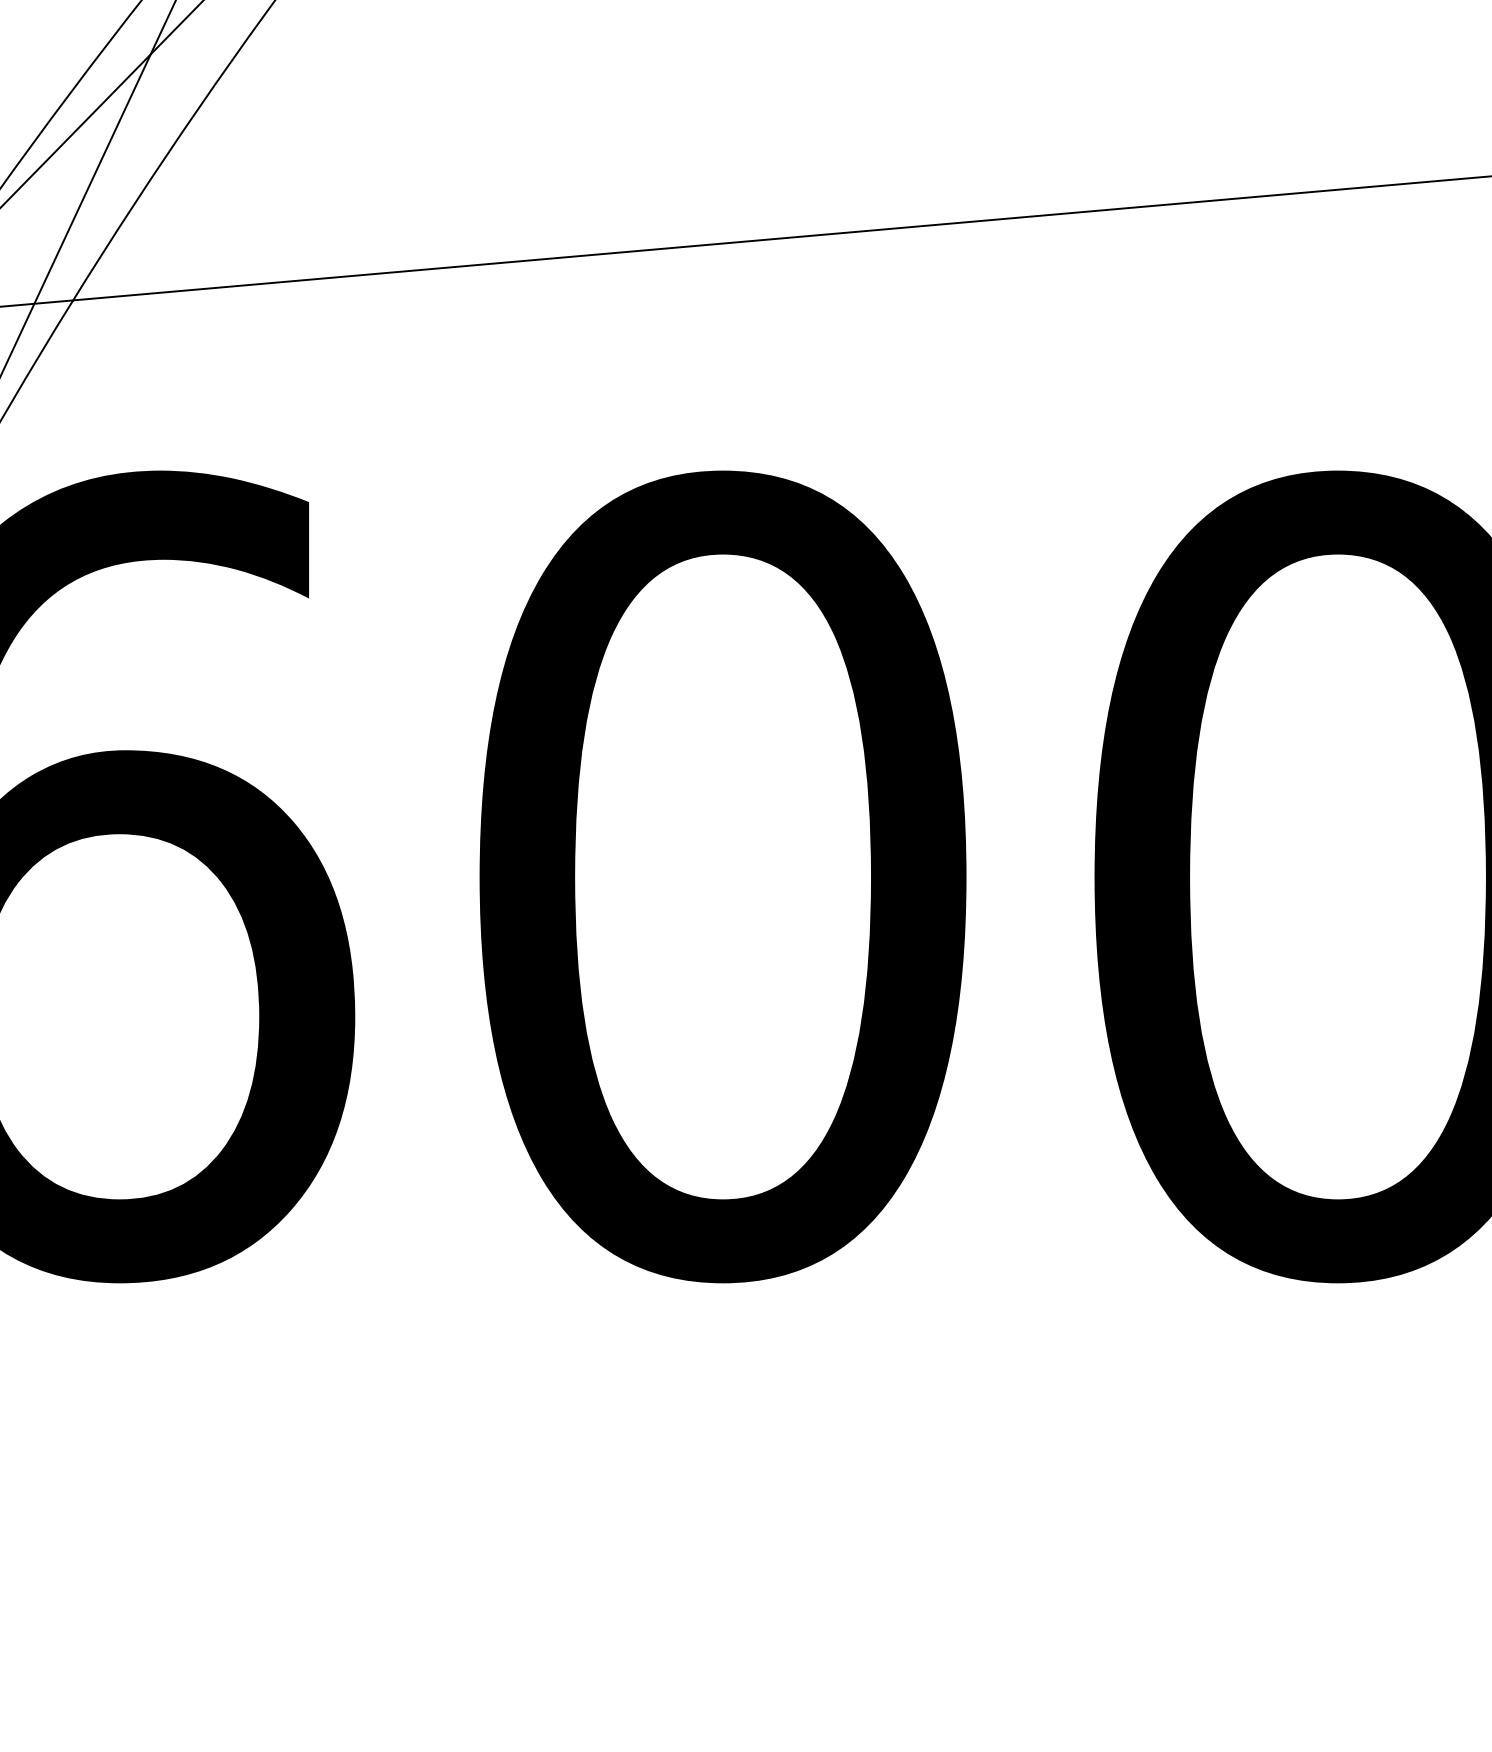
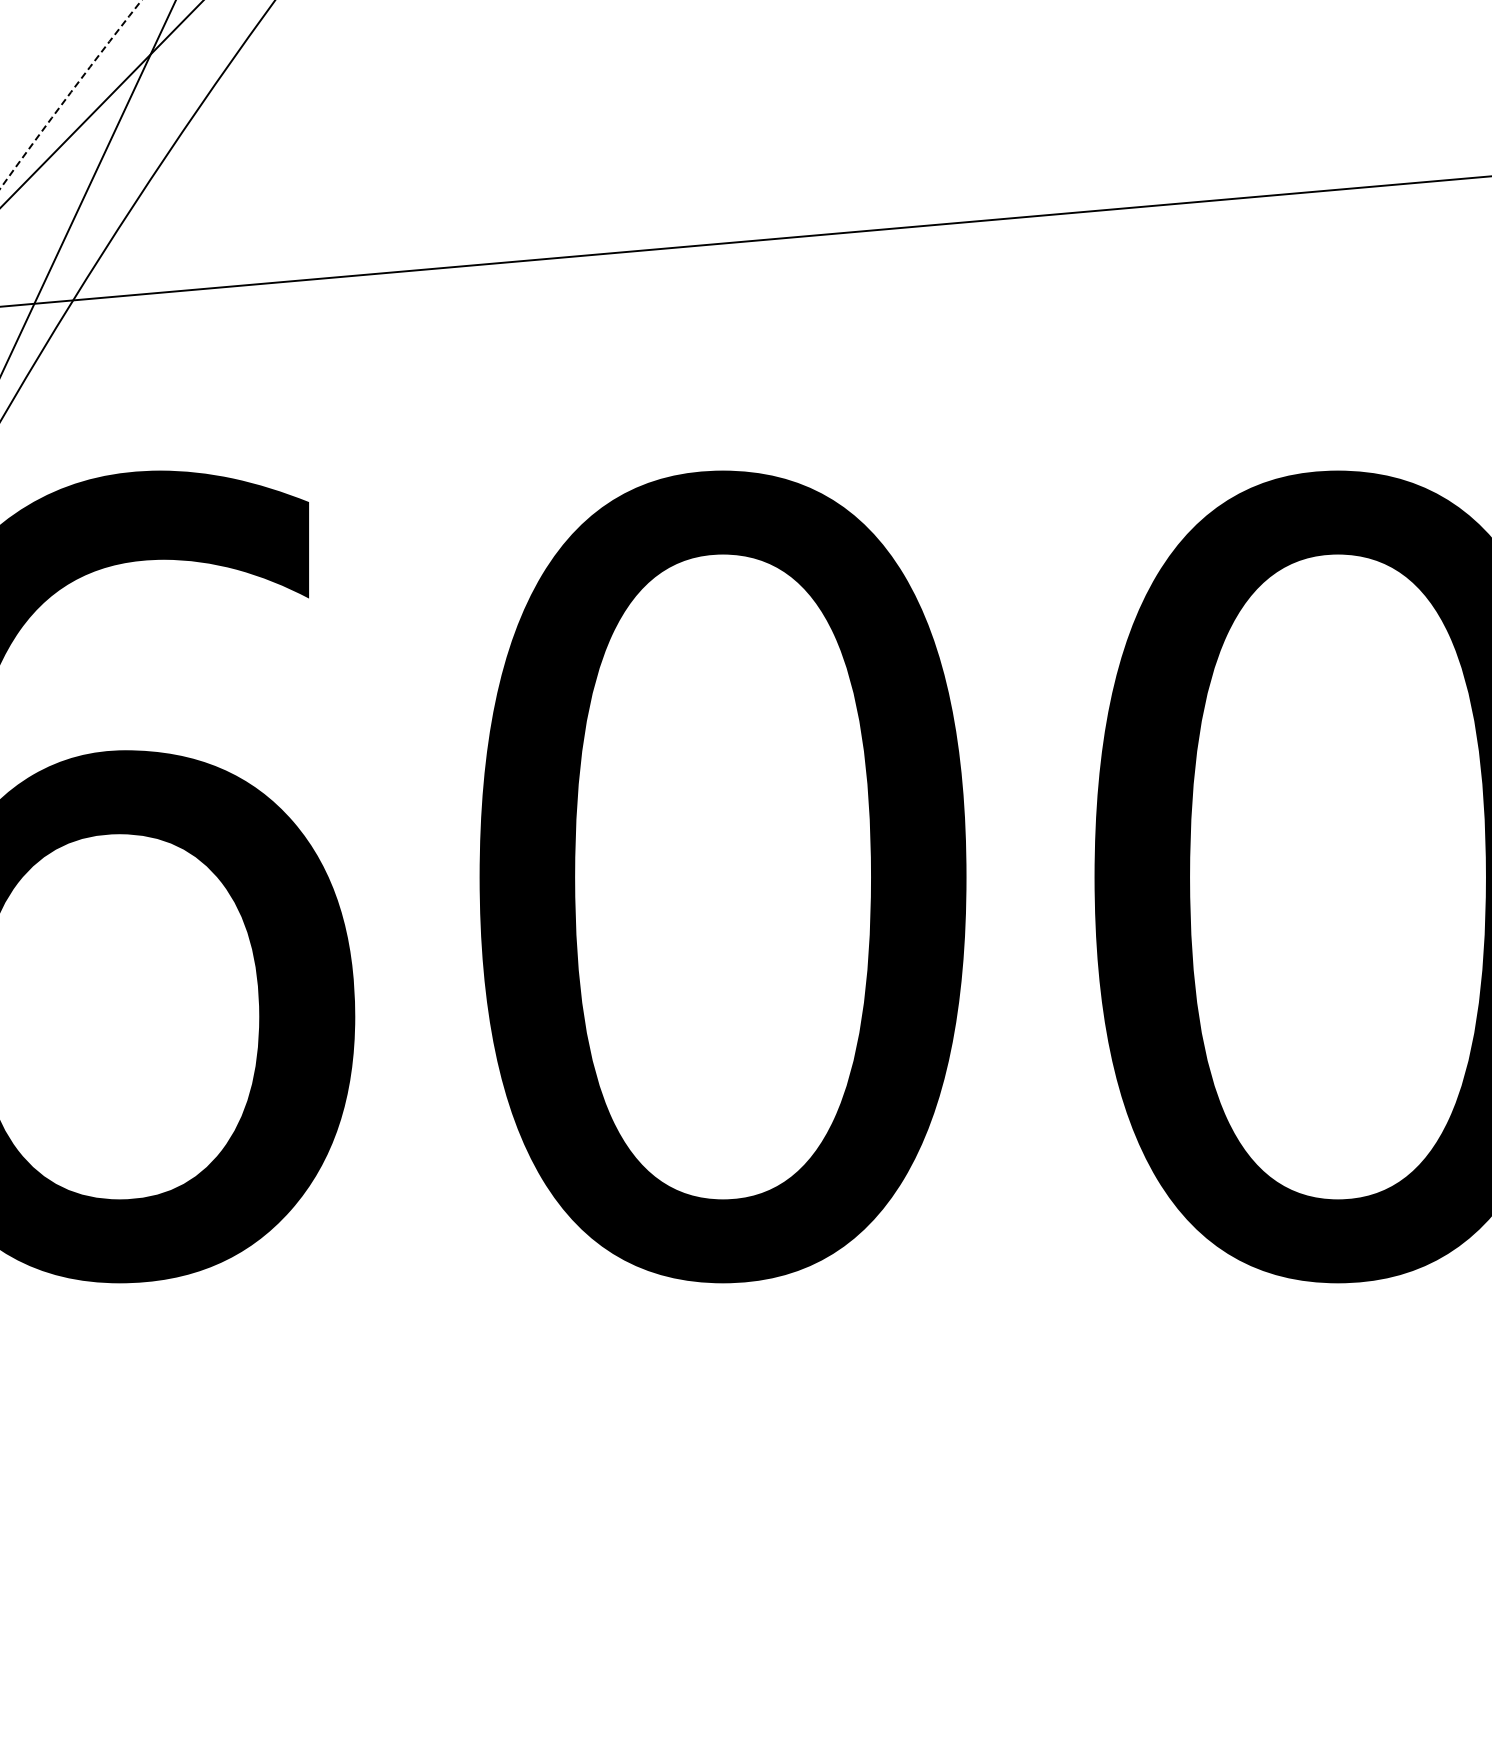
arc: solid -> dashed (69, 93)
